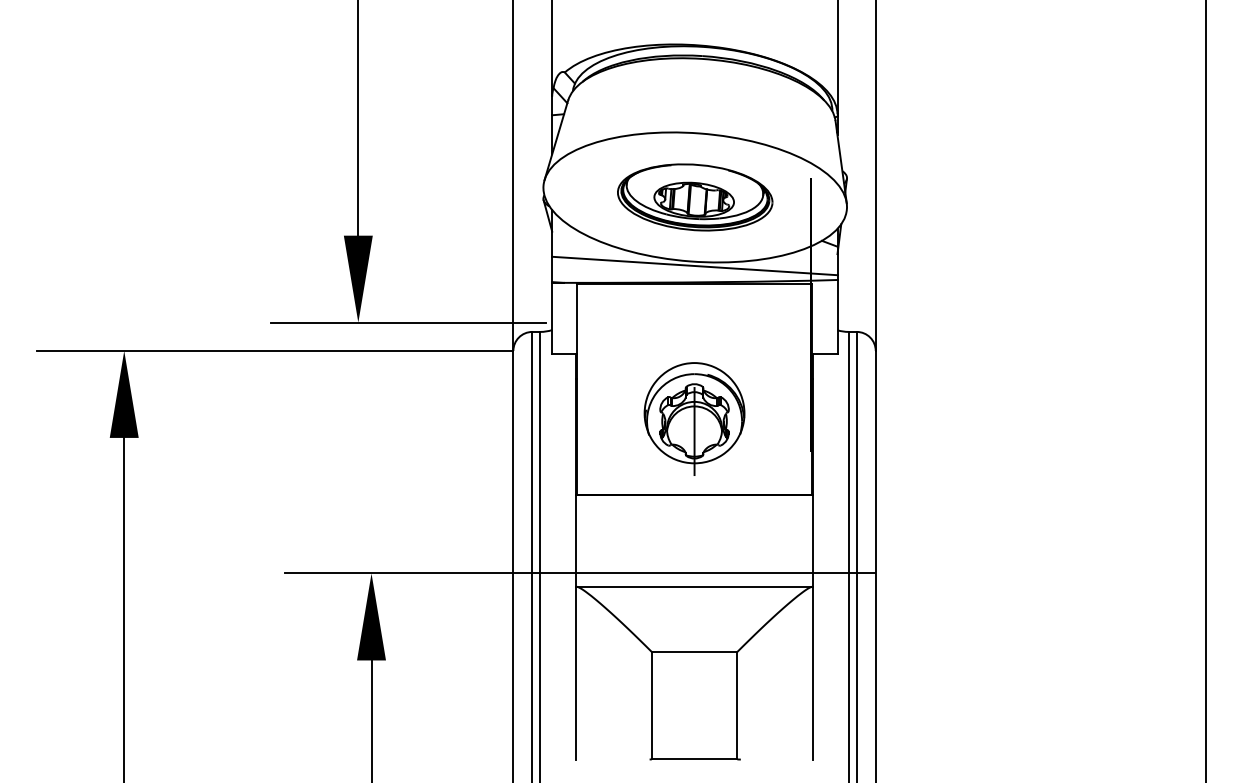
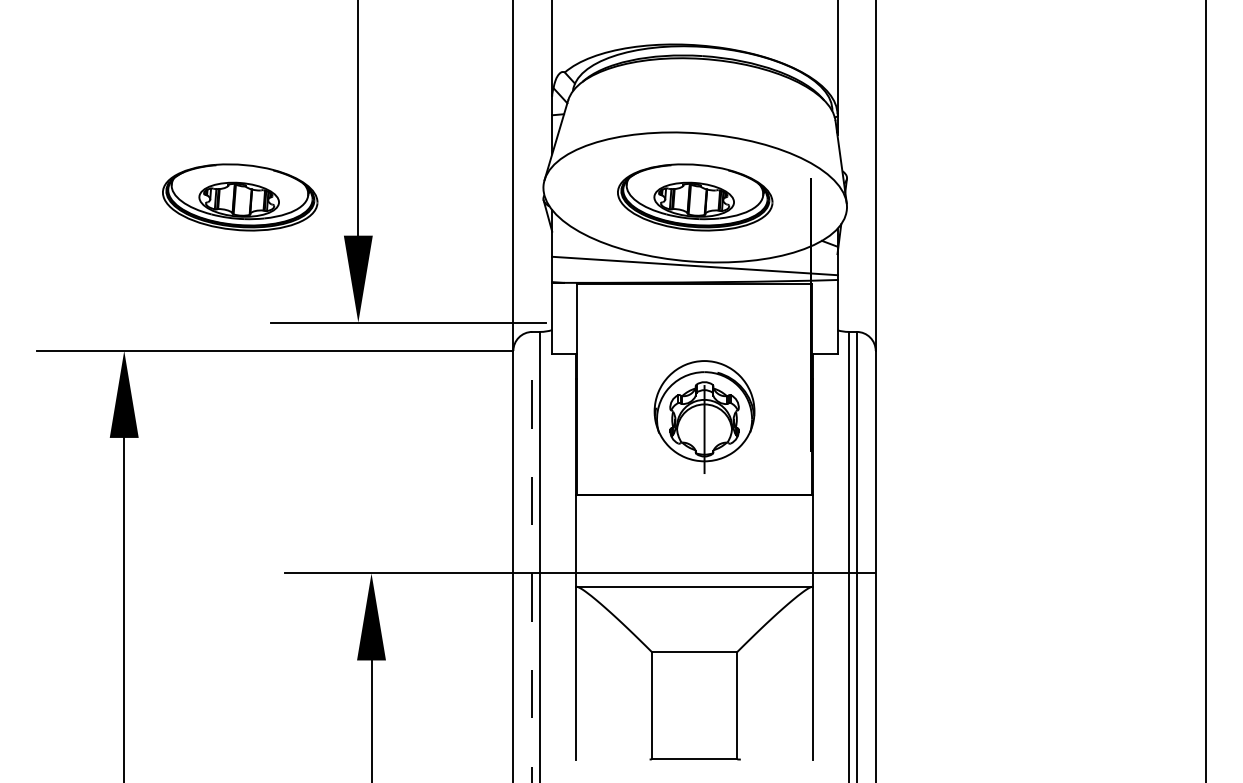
part: none -> present (240, 197)
part position: (694, 418) -> (704, 416) (704, 416)
line: solid -> dashed (532, 556)
